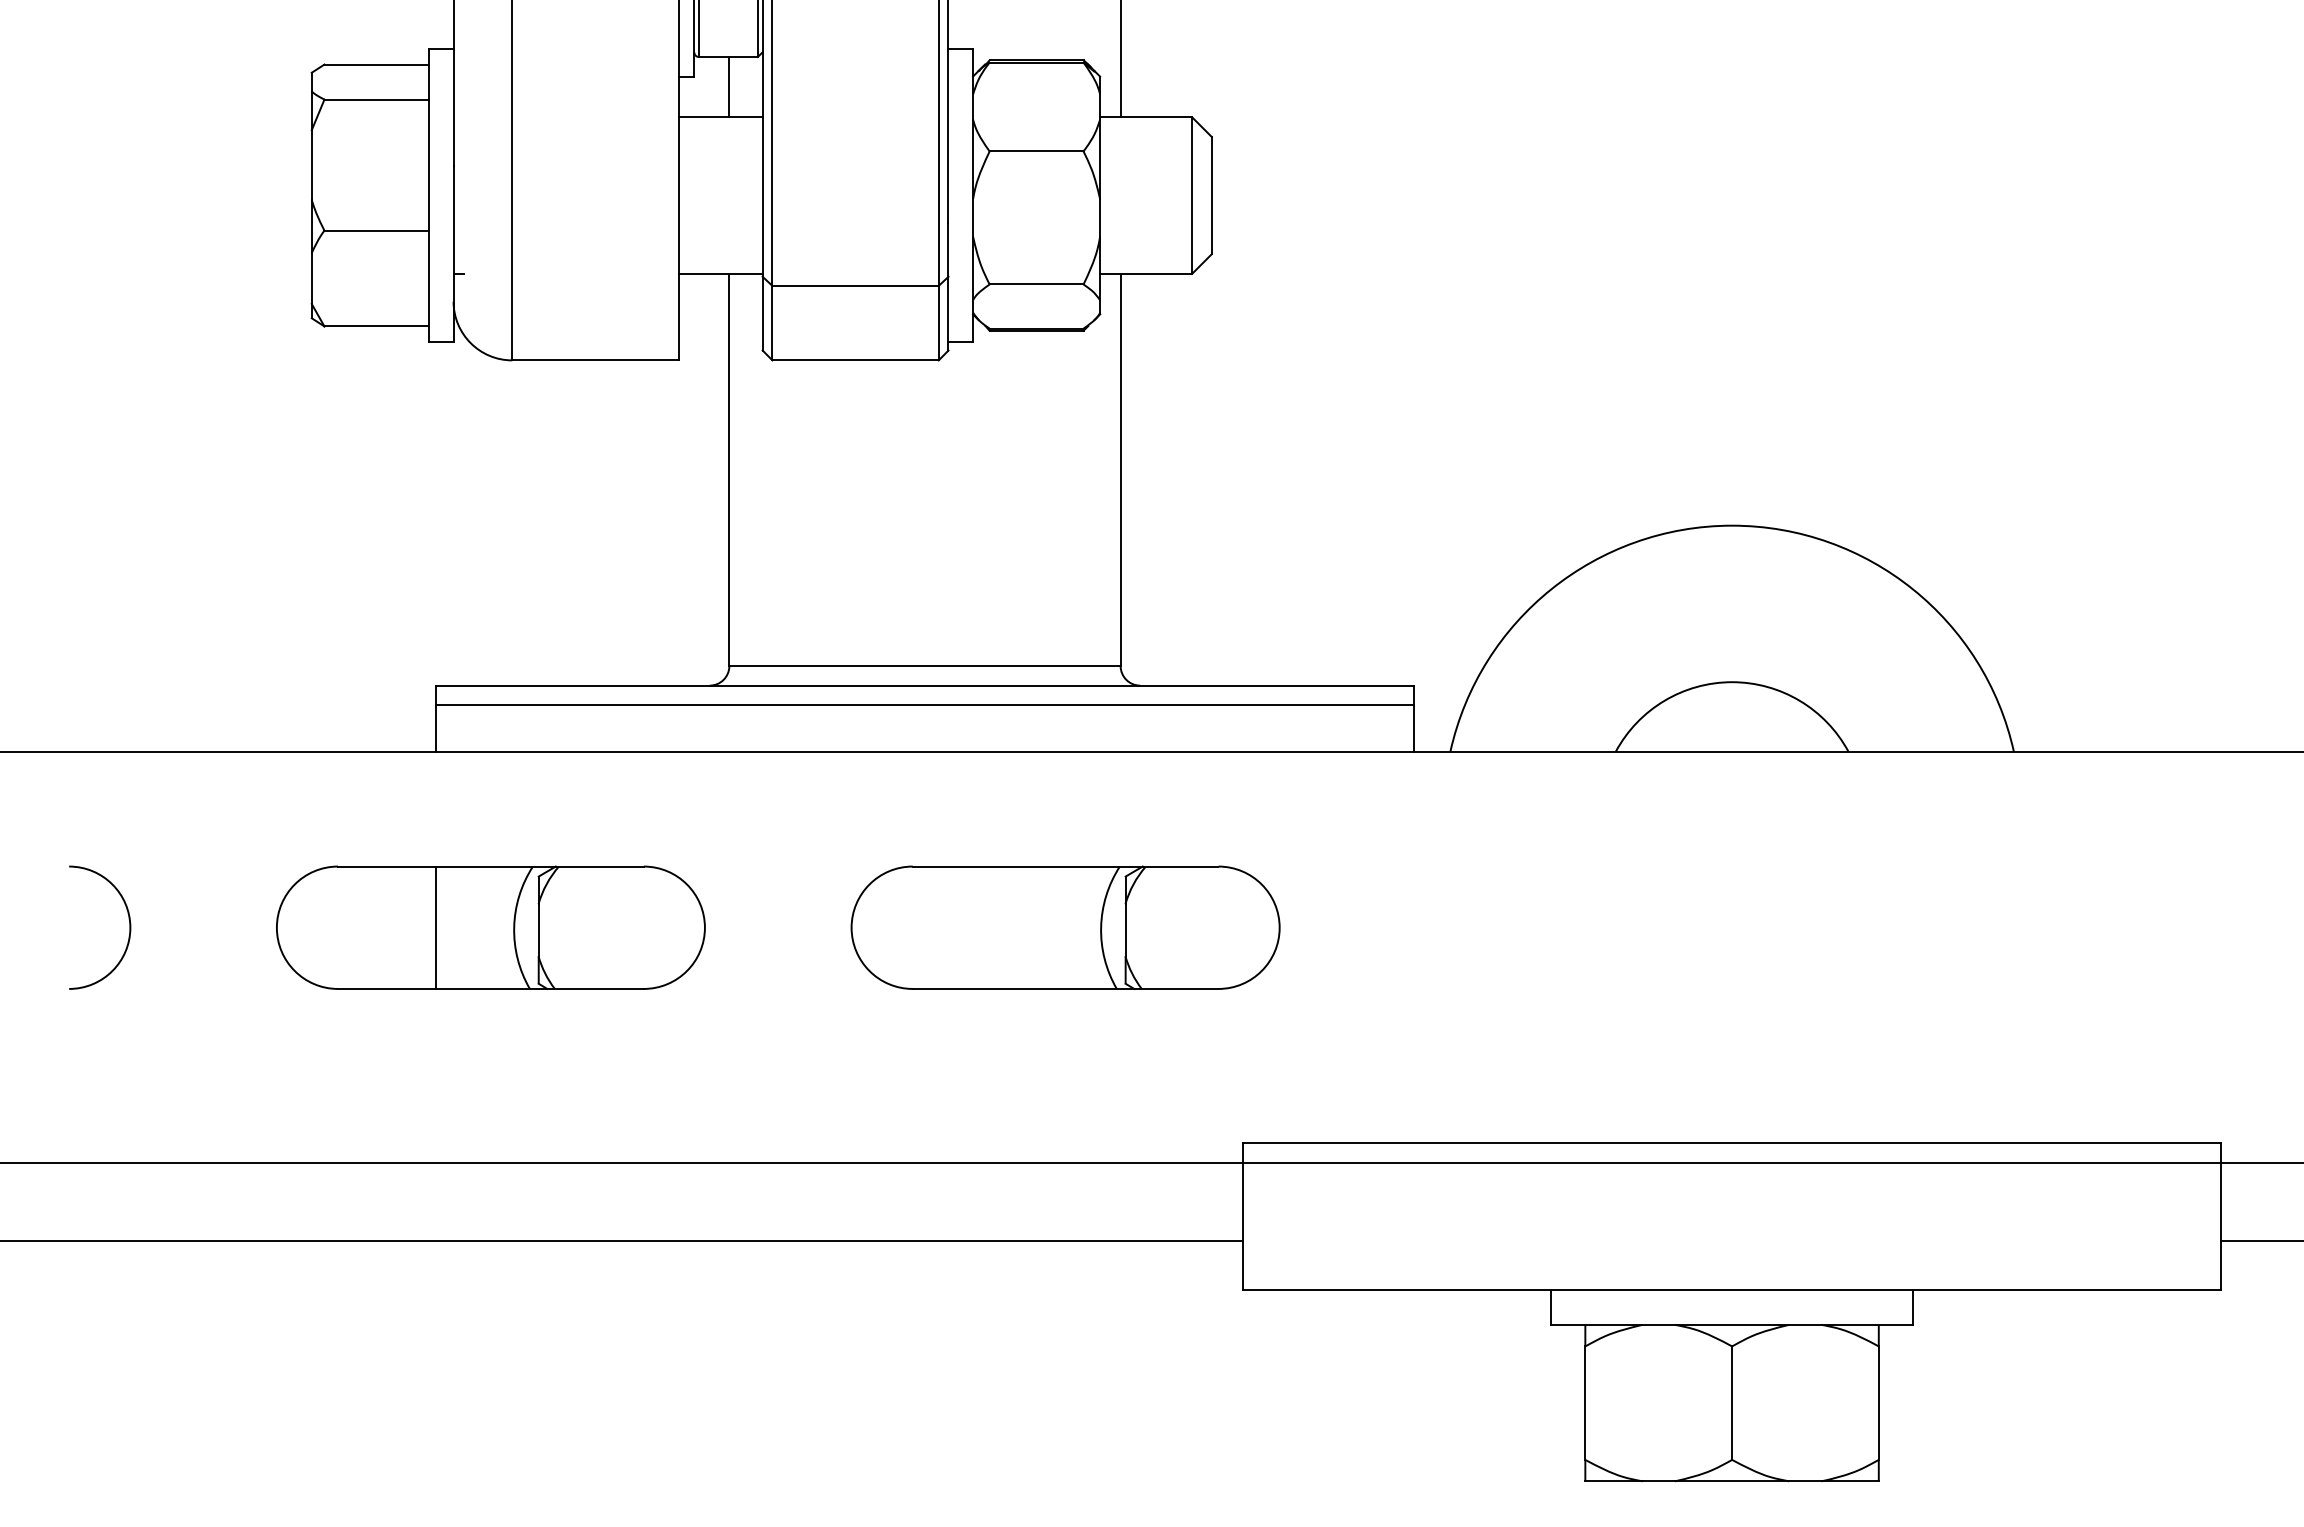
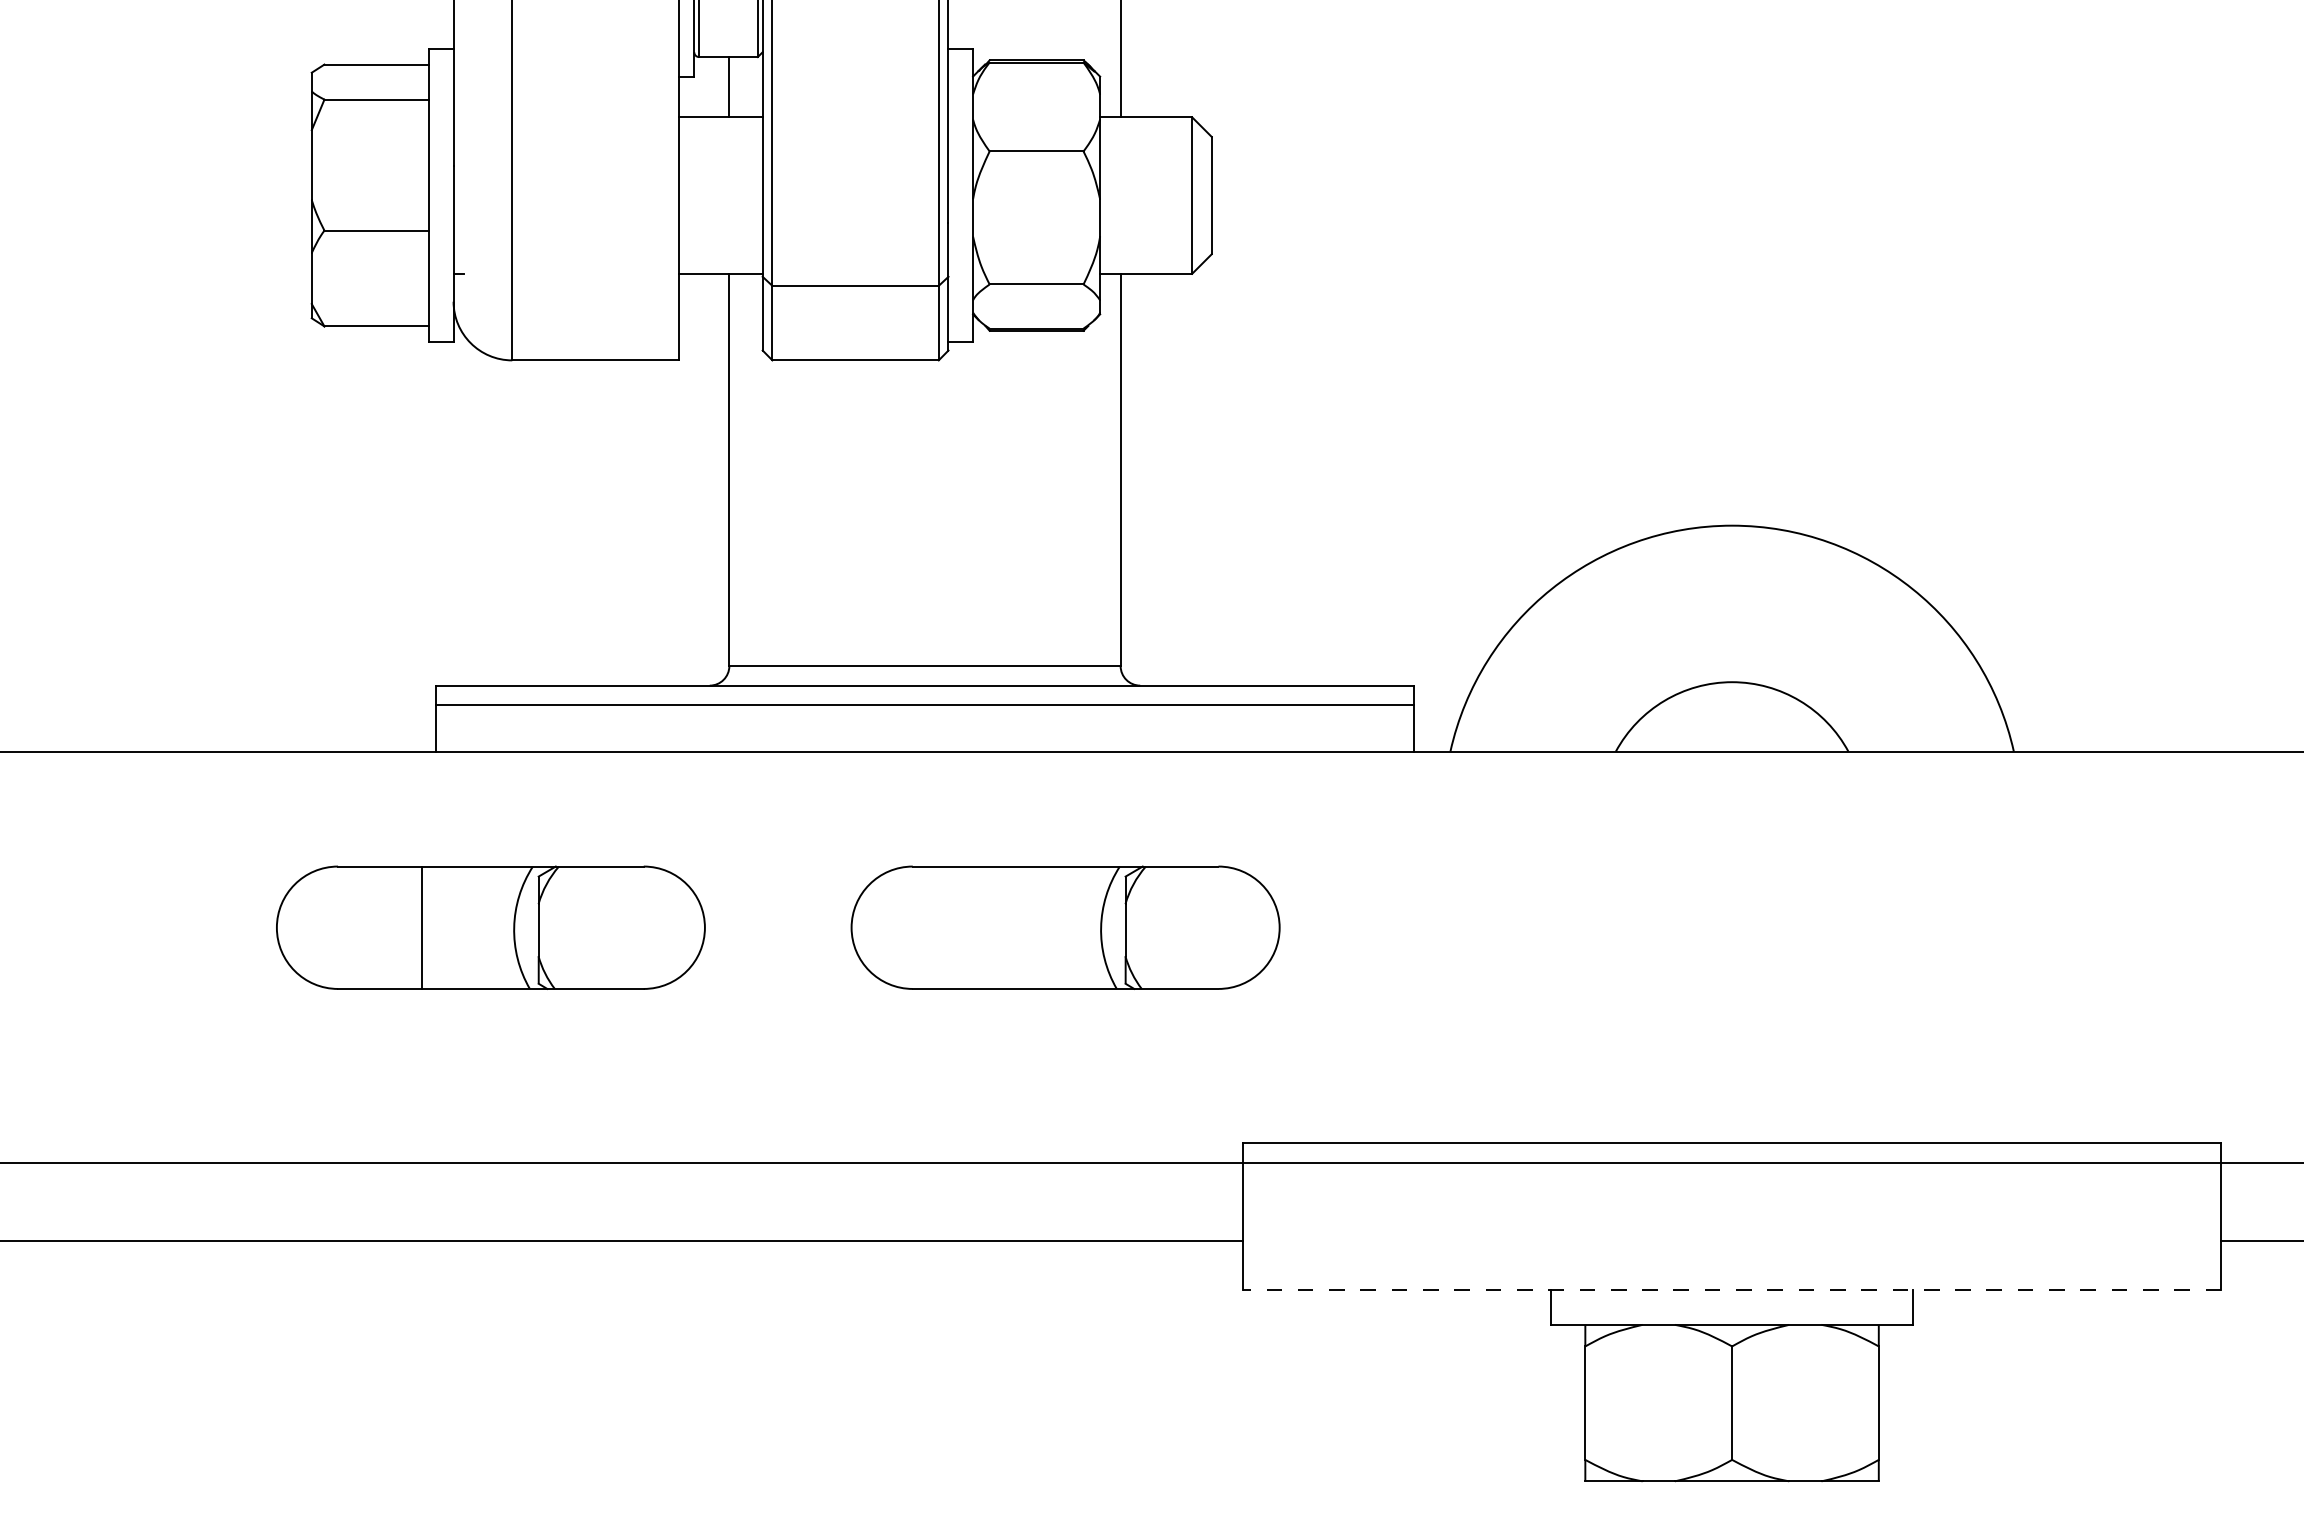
arc: present -> none (129, 927)
line position: (435, 927) -> (421, 927) (421, 927)
line: solid -> dashed (1731, 1289)
